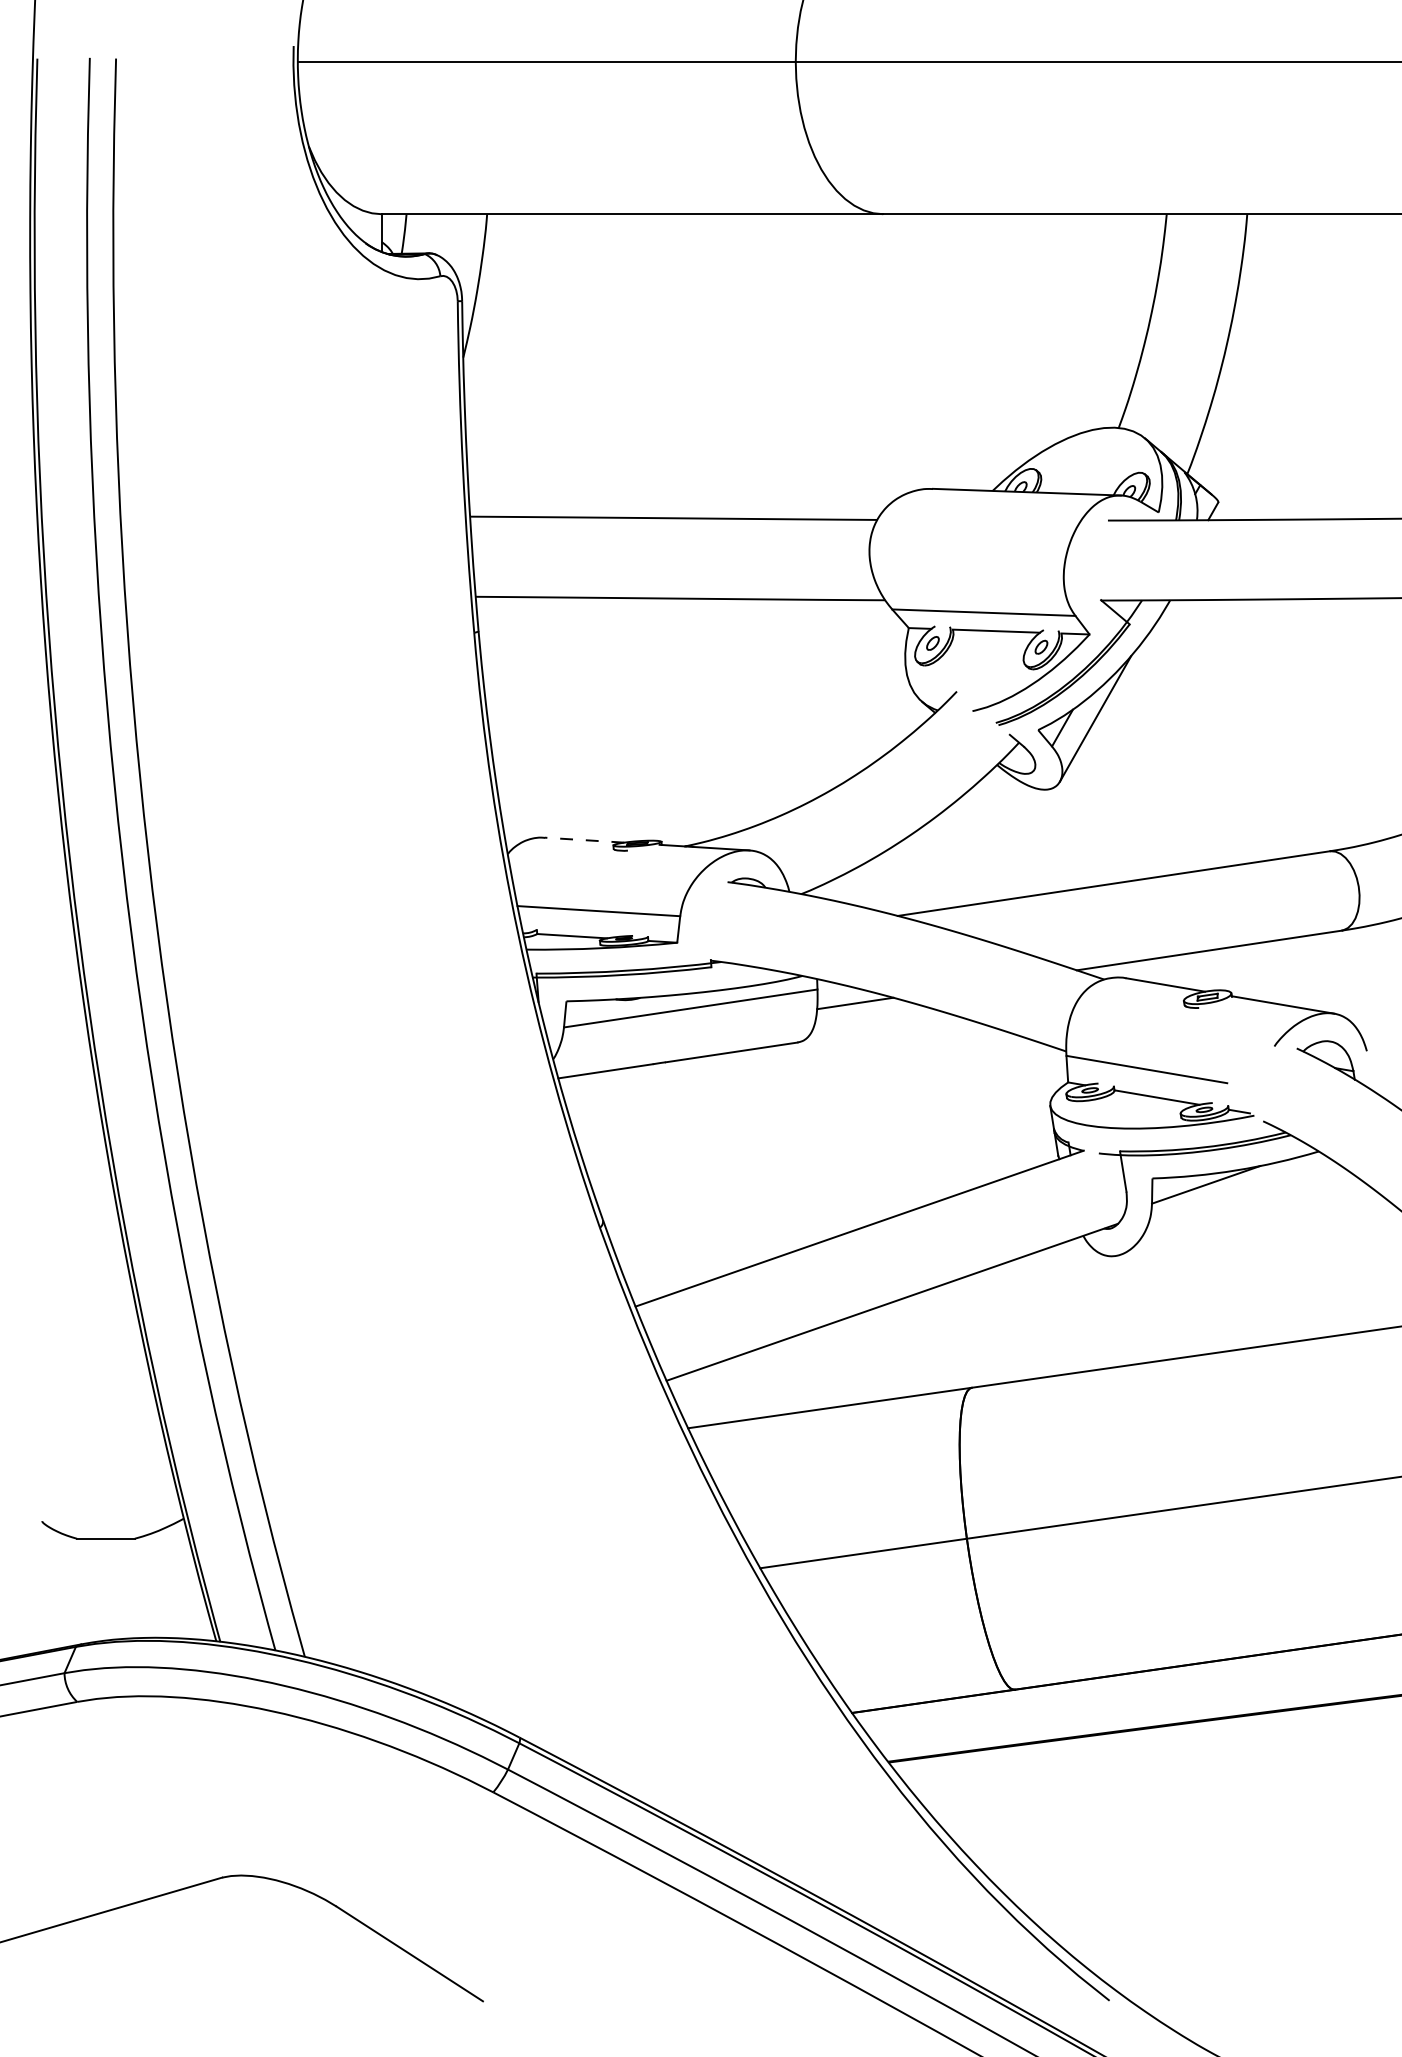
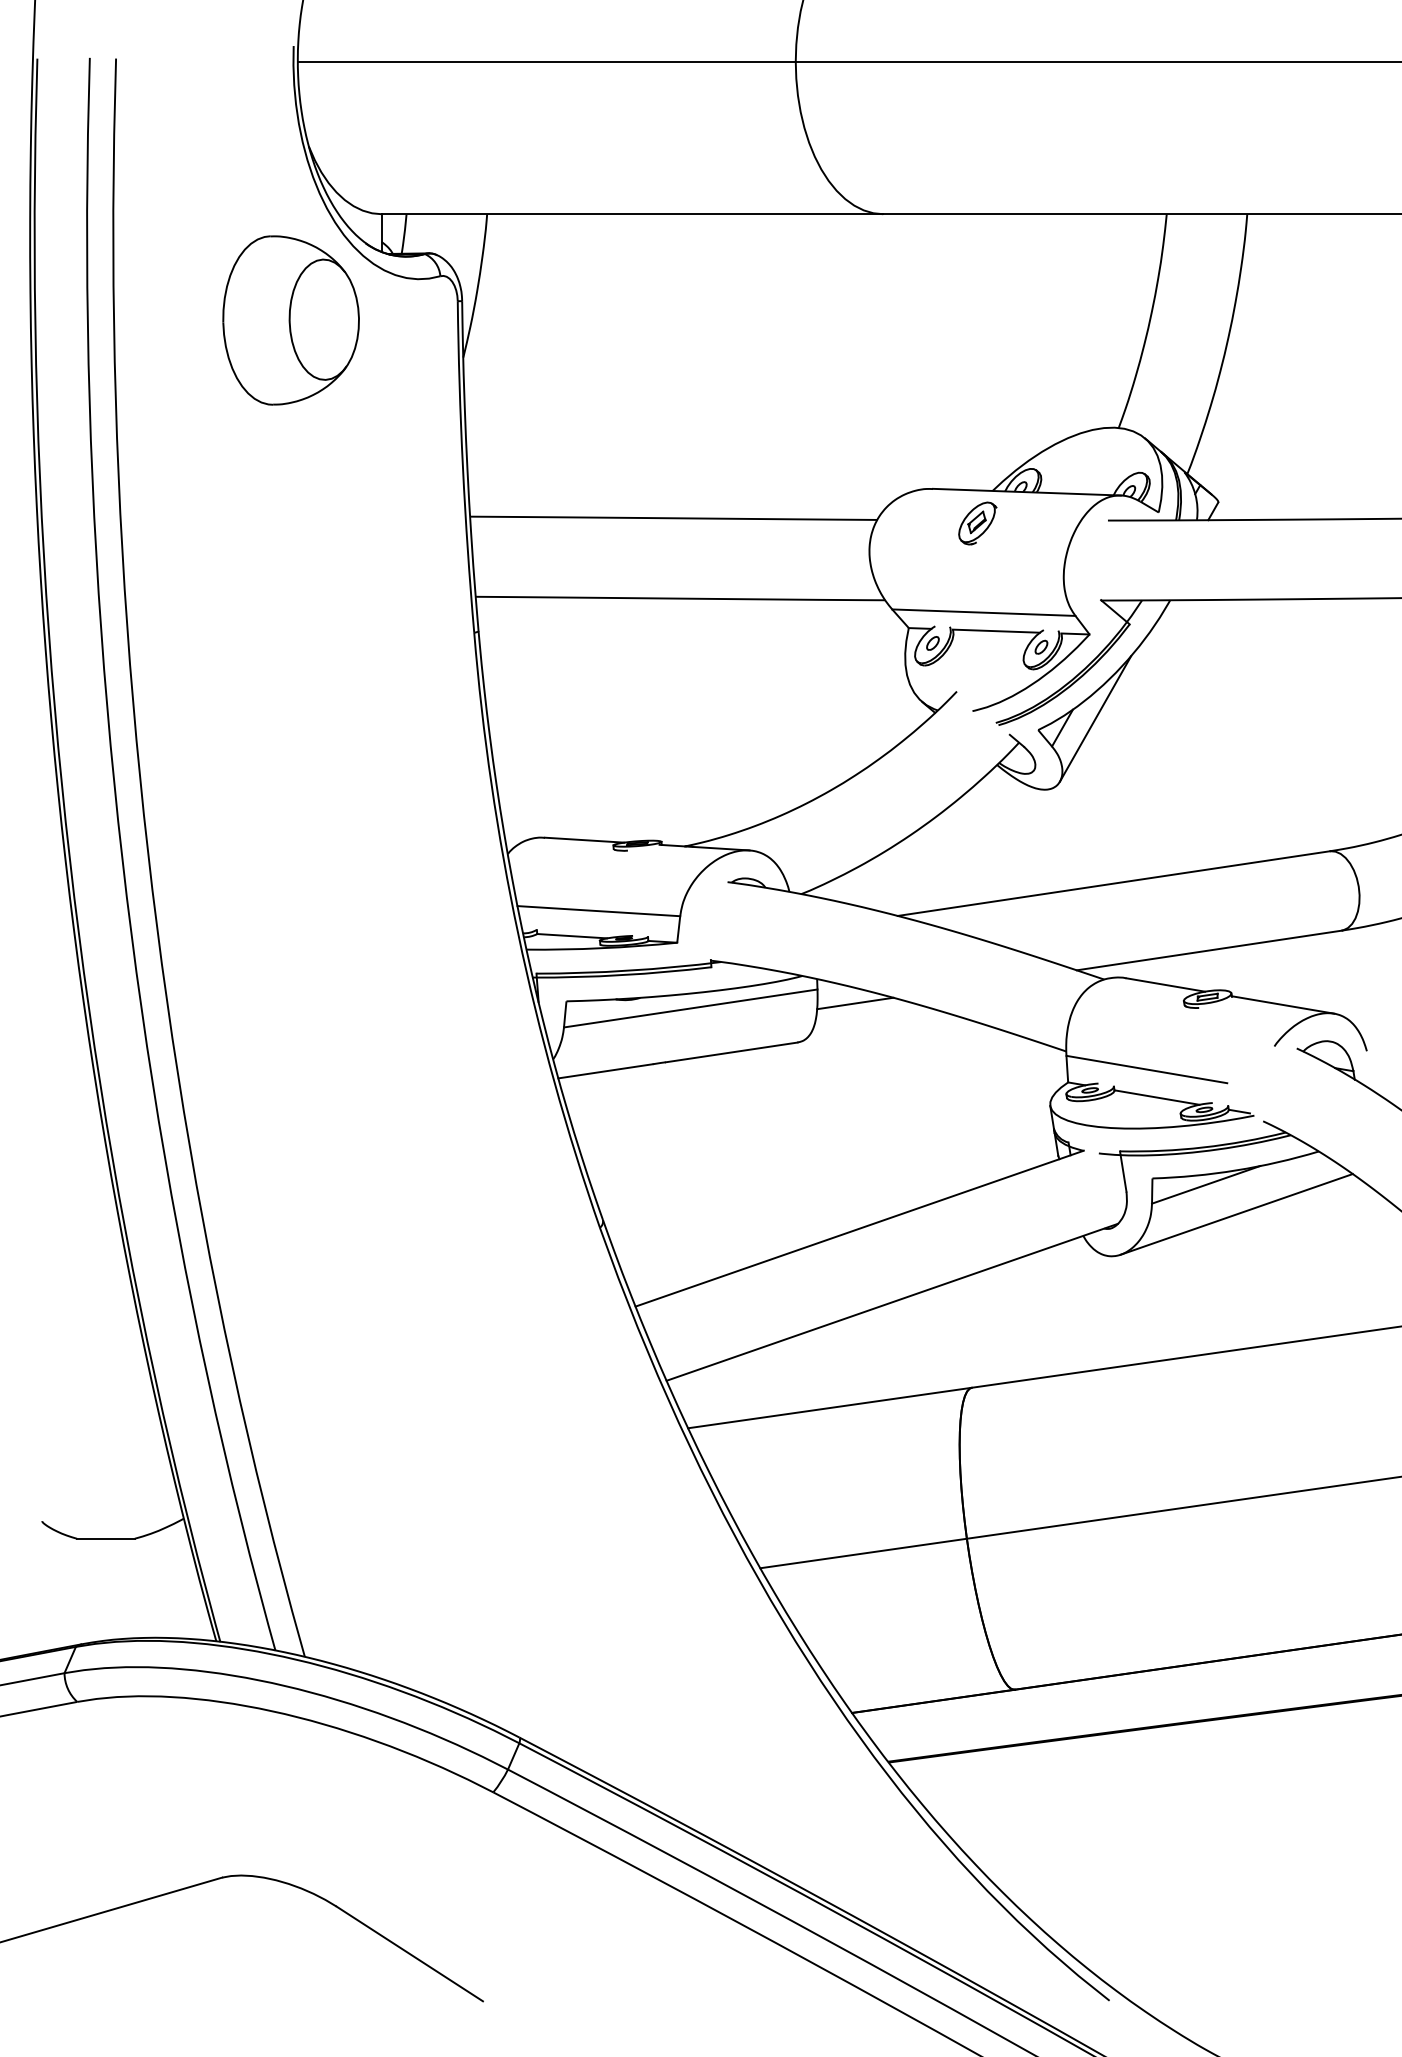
part: none -> present (290, 320)
part: none -> present (977, 523)
line: dashed -> solid (584, 840)
line: none -> present (1236, 1214)
